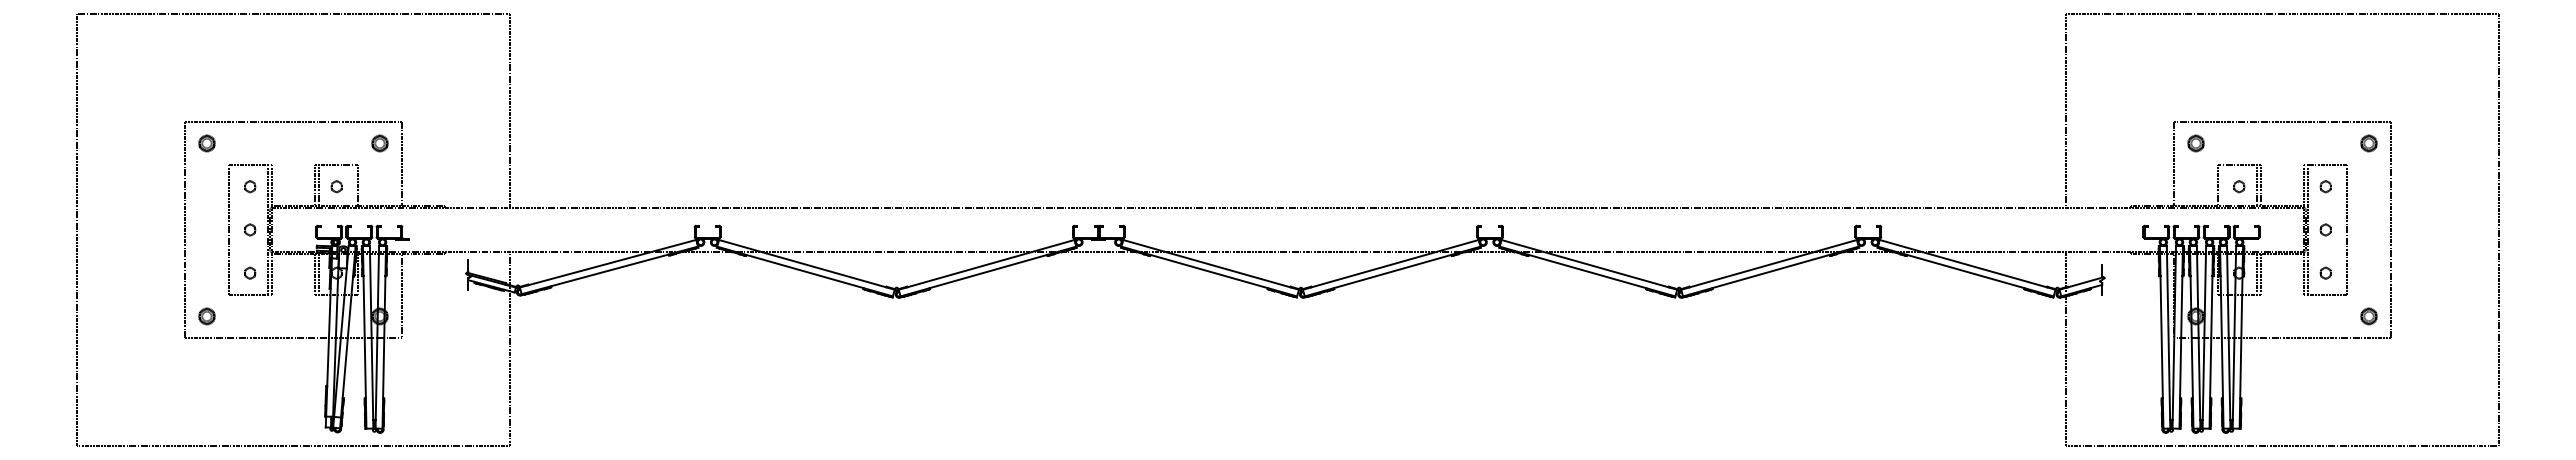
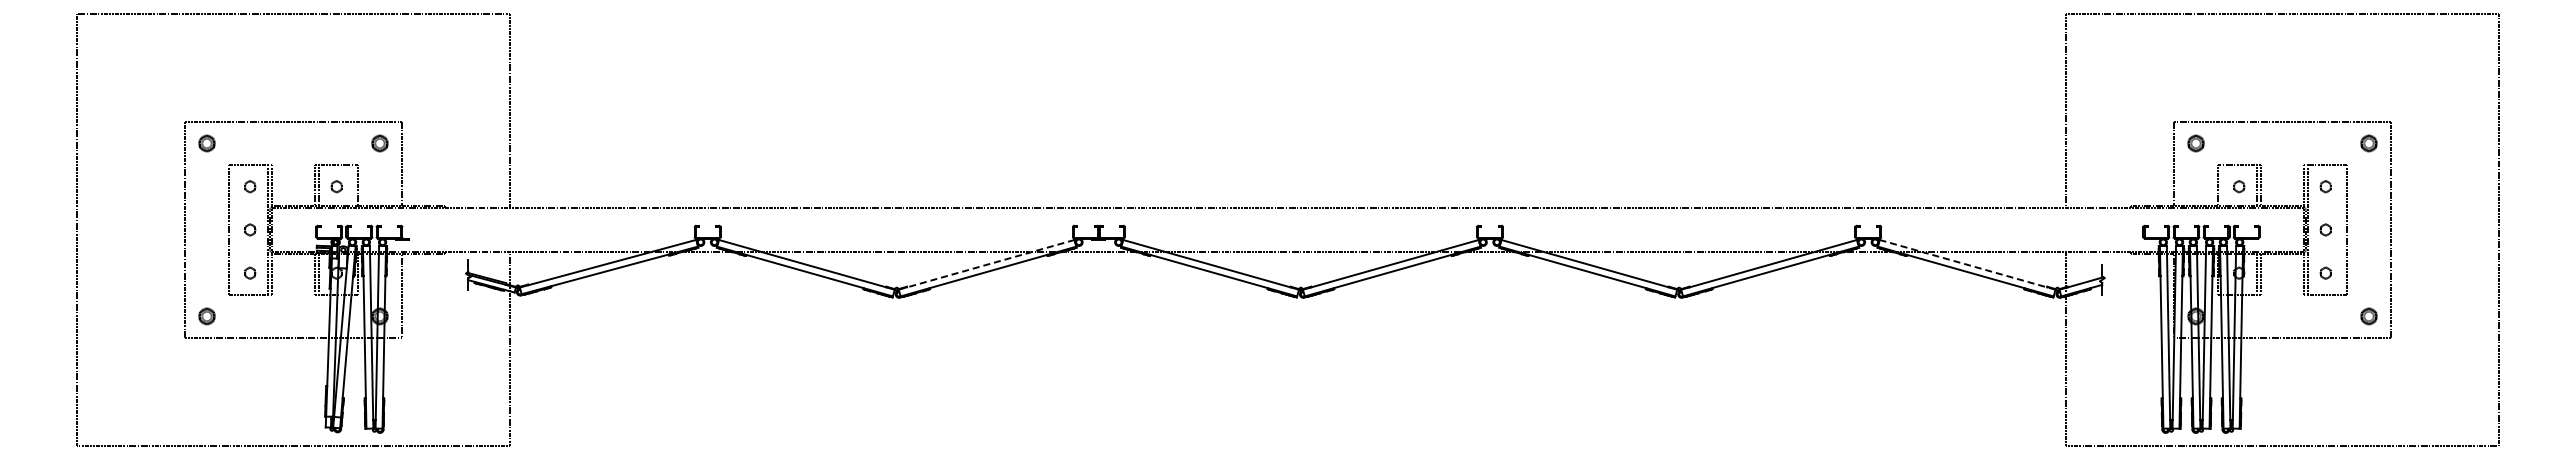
line: solid -> dashed (987, 264)
line: solid -> dashed (1967, 264)
